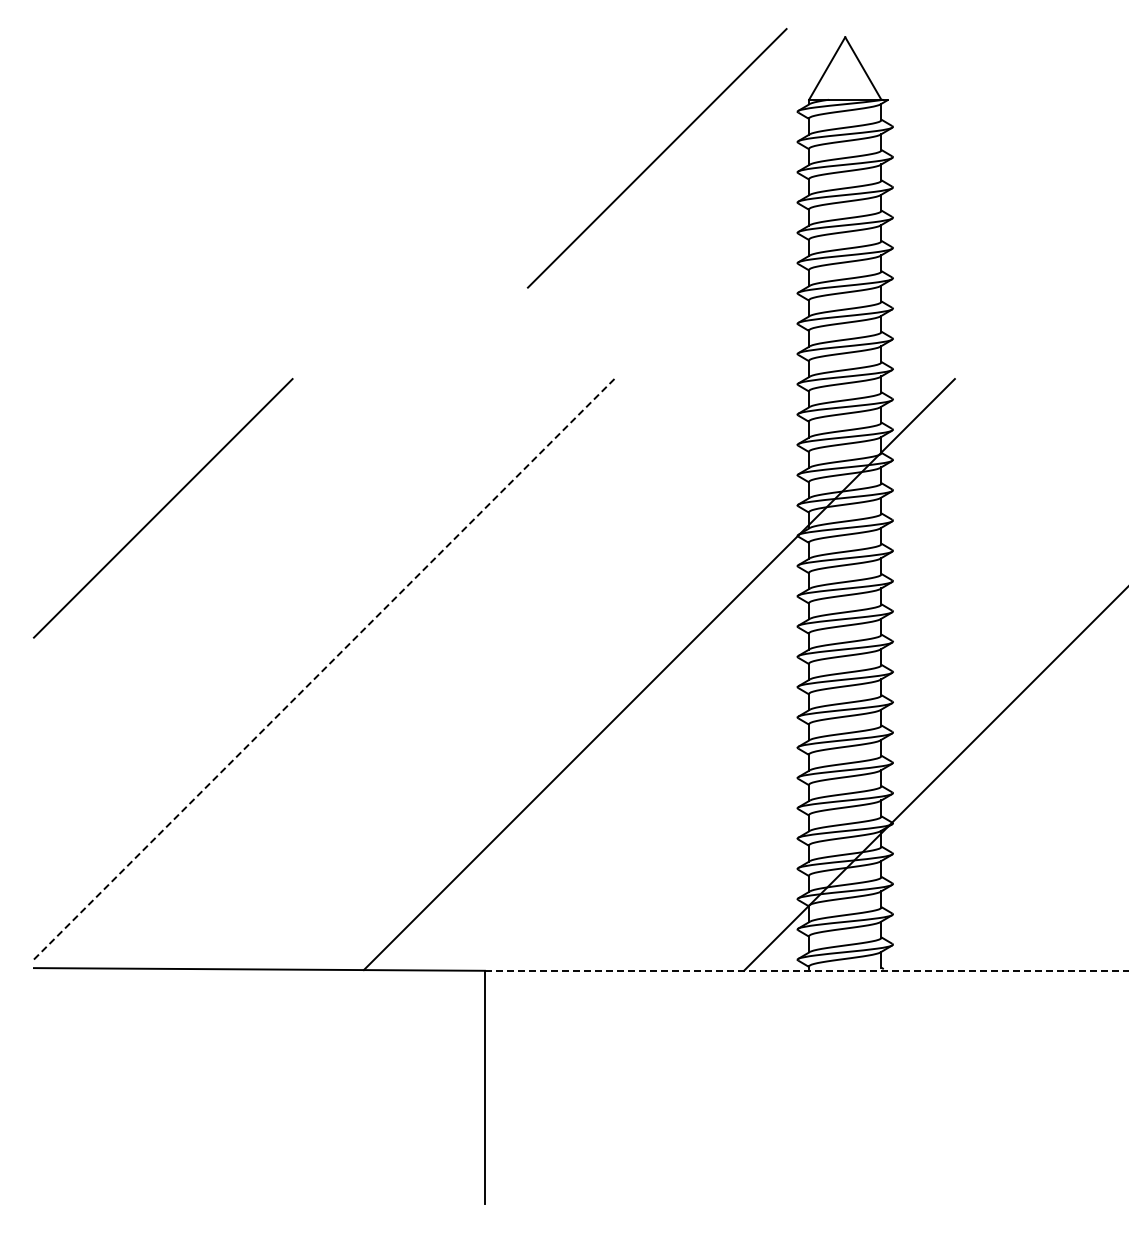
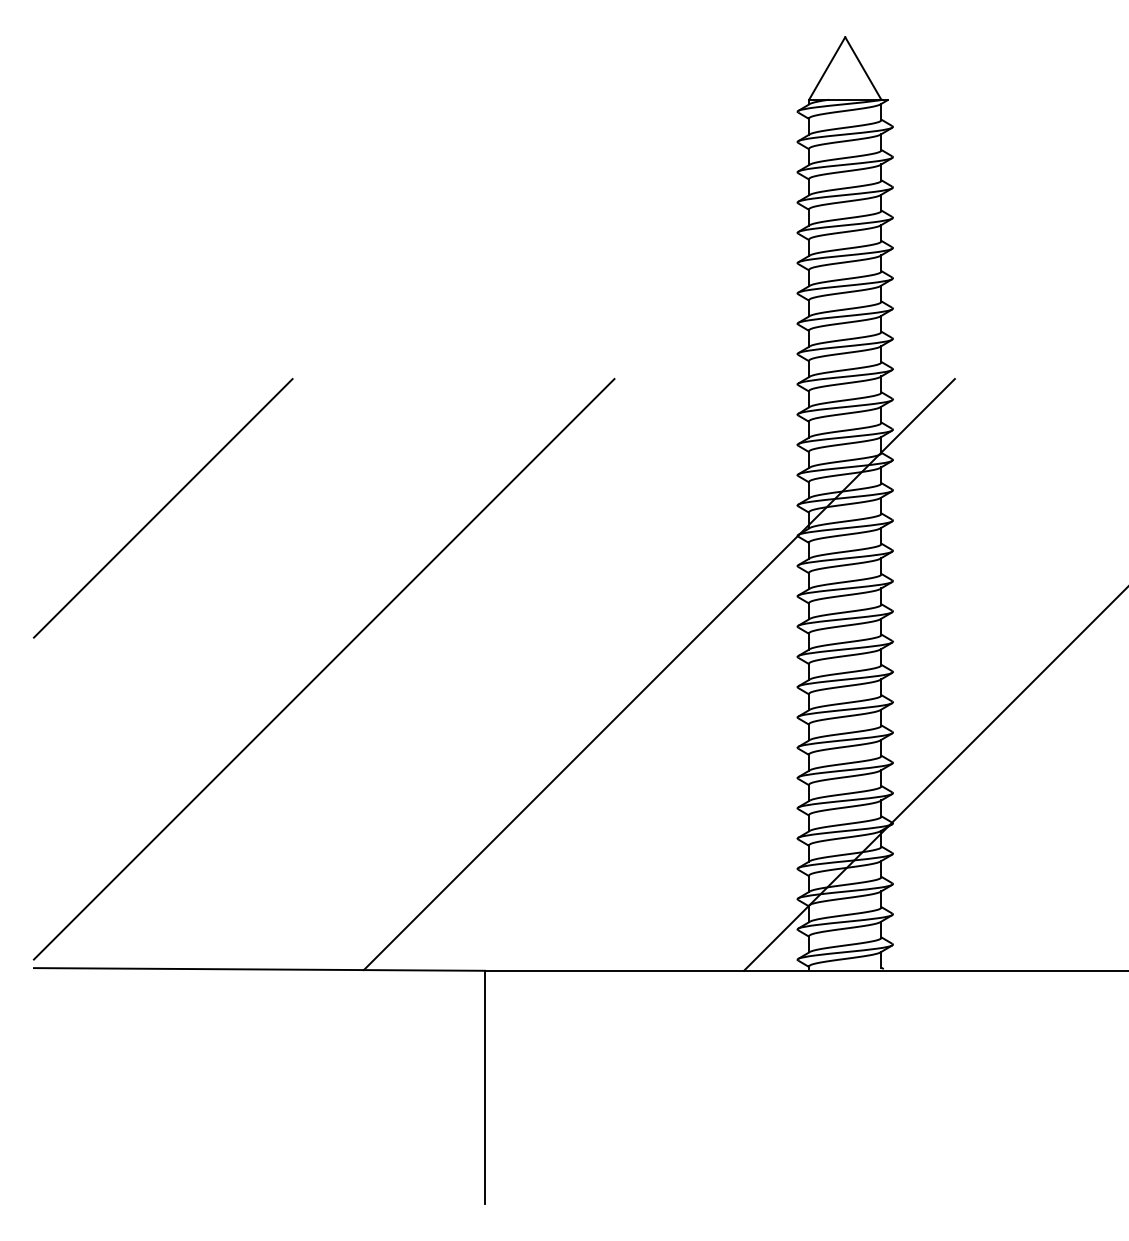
line: present -> none (656, 158)
line: dashed -> solid (324, 668)
line: dashed -> solid (806, 970)
